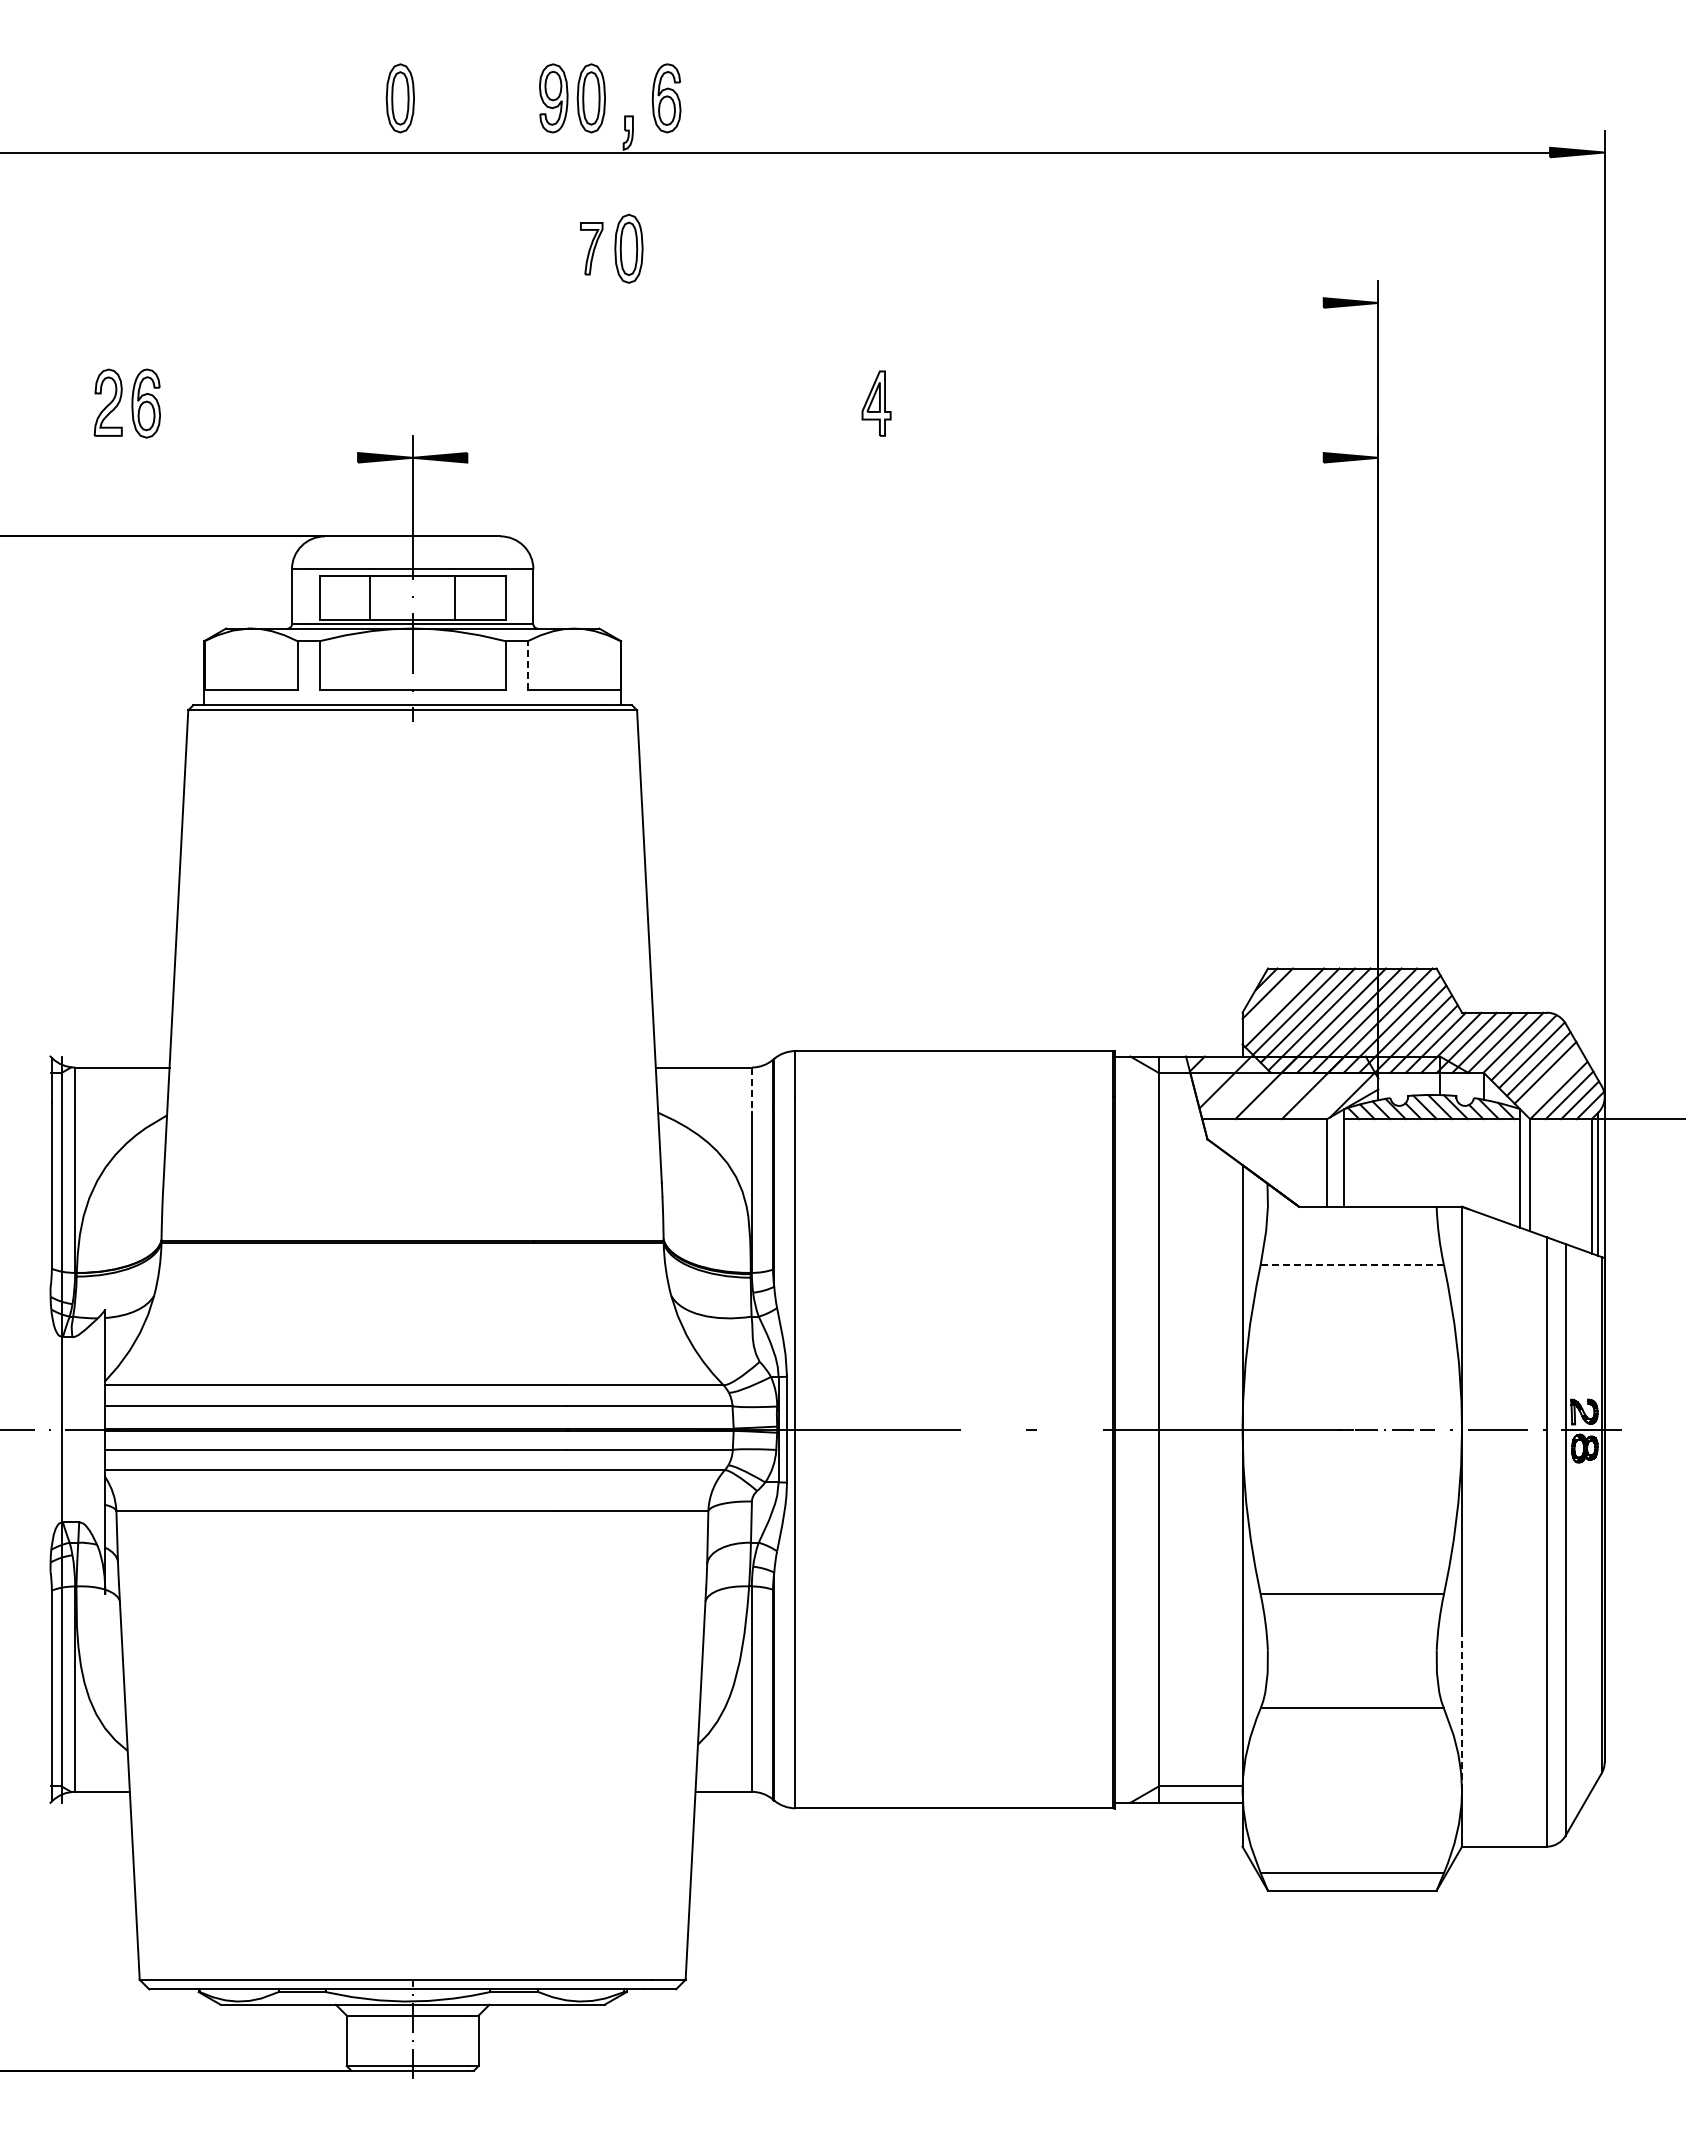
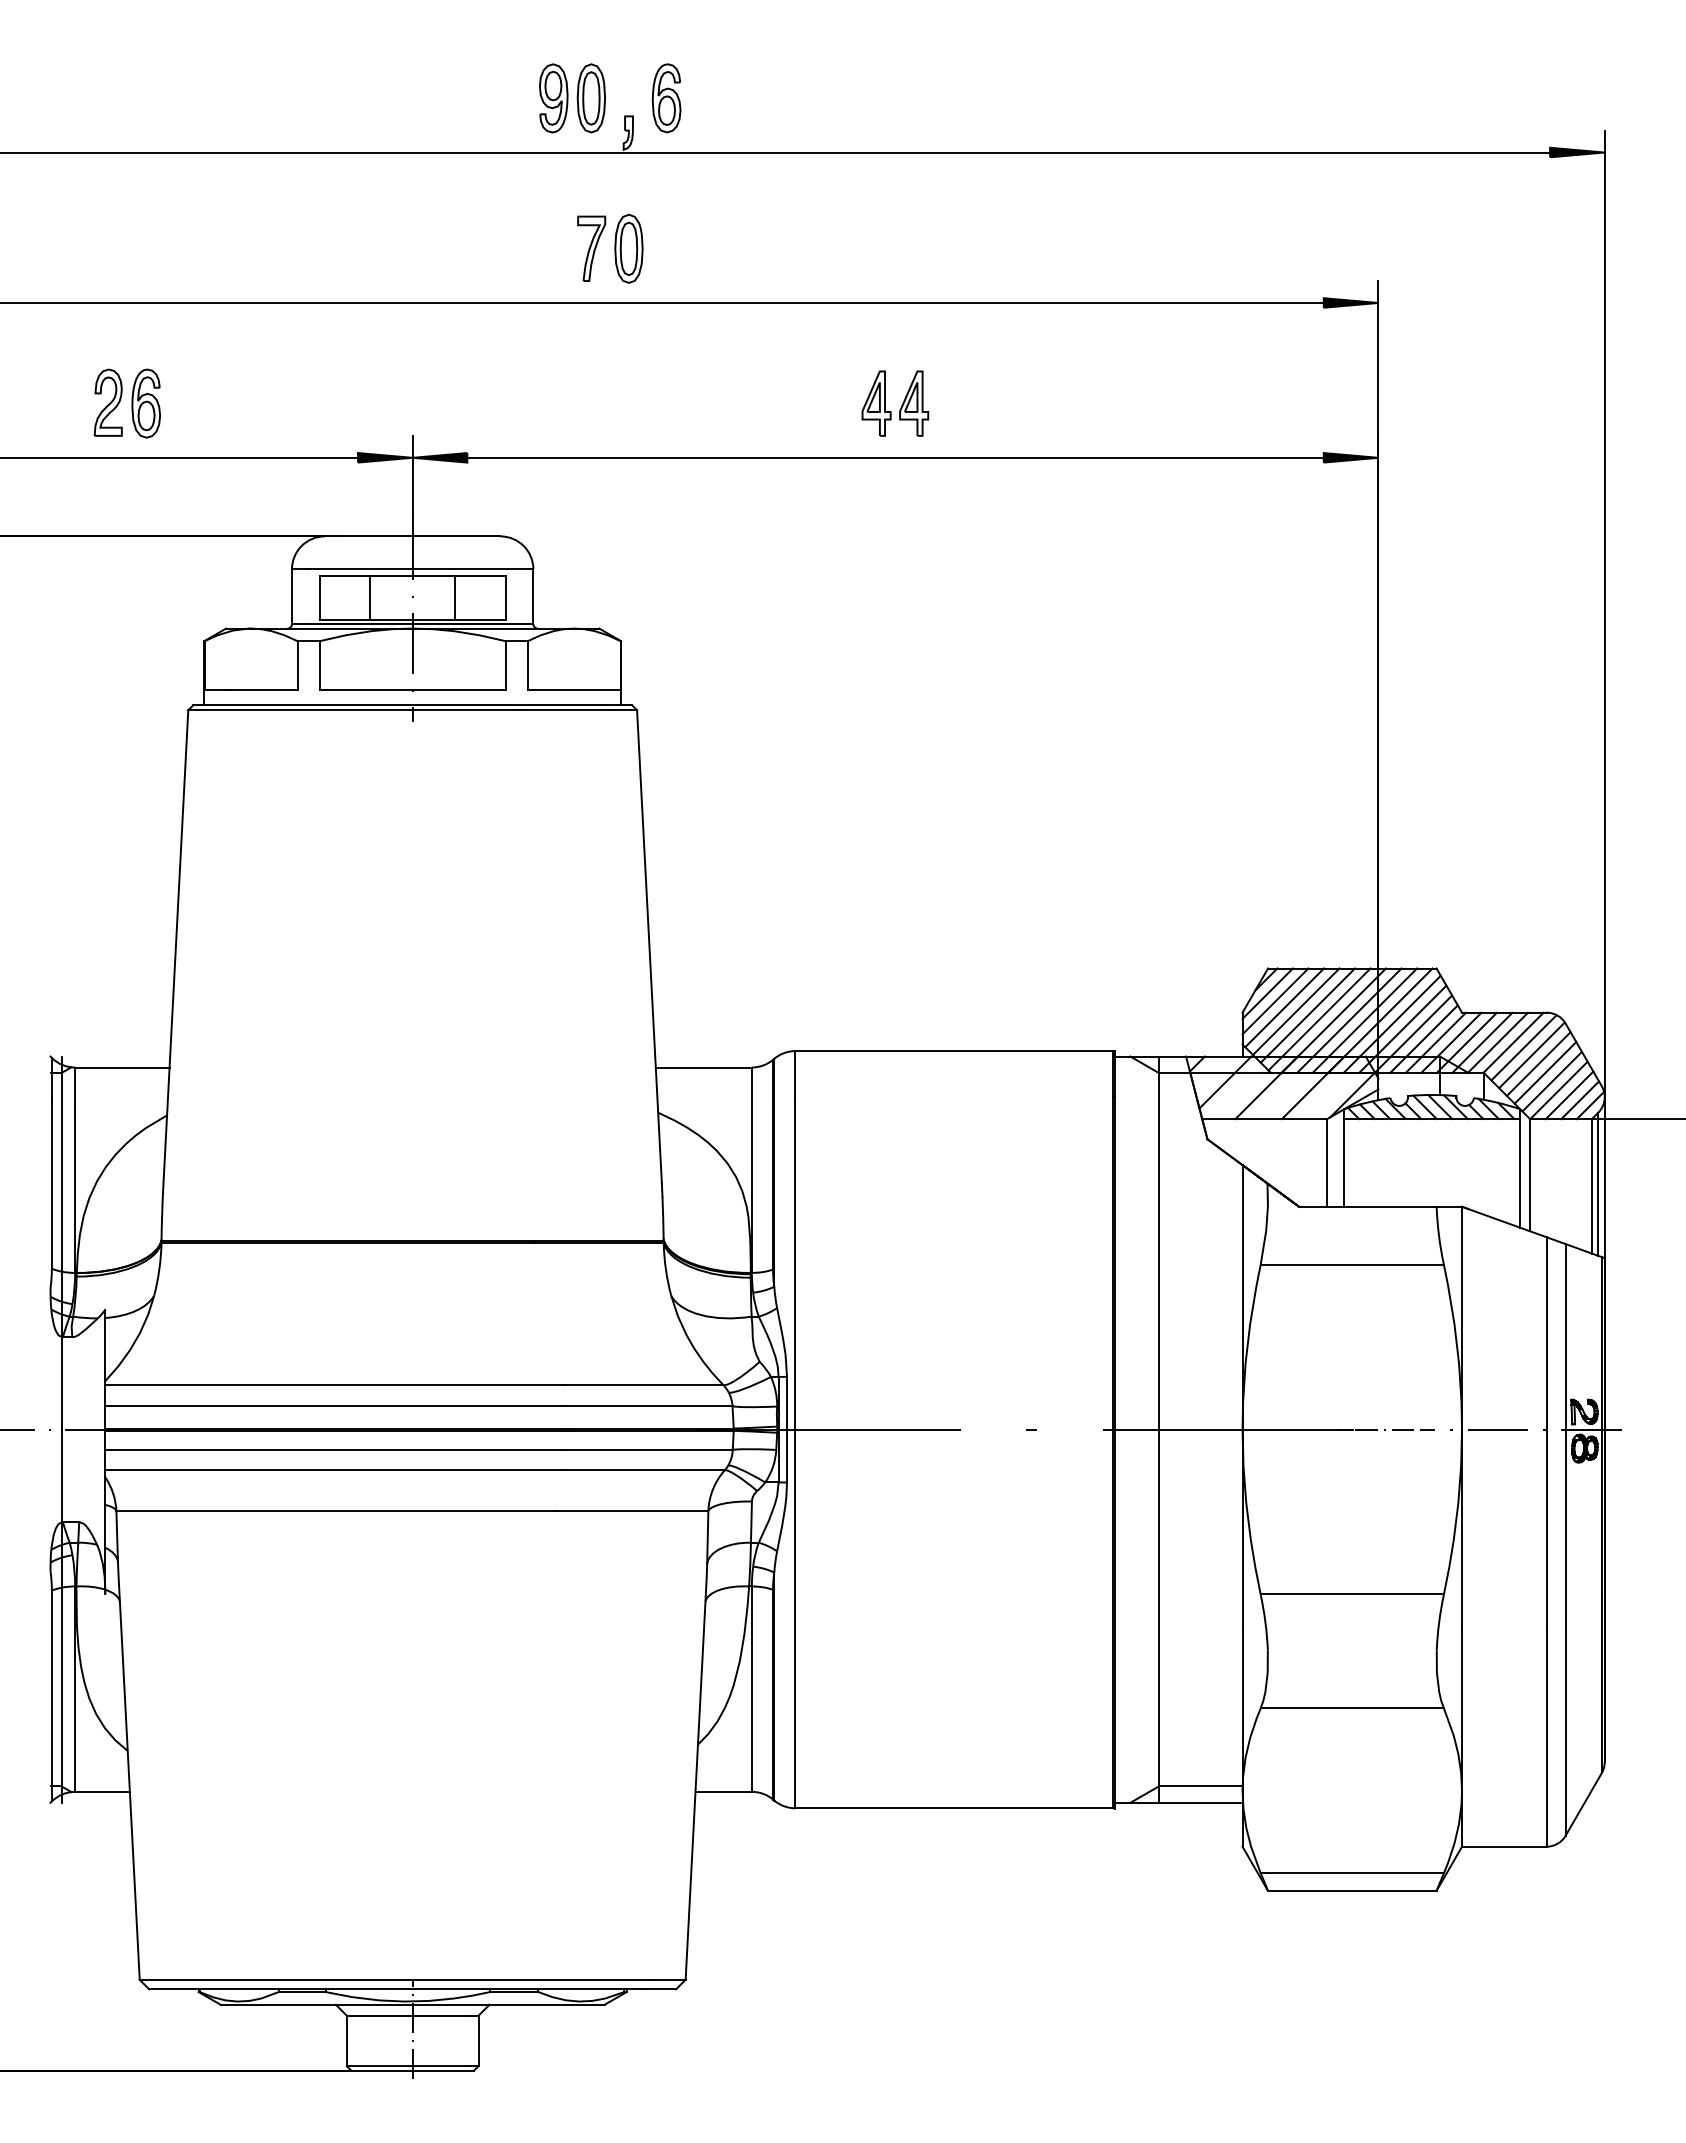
part: present -> none (399, 98)
part size: 24x54 px -> 30x67 px (591, 248)
line: none -> present (662, 302)
part: none -> present (914, 403)
line: none -> present (180, 457)
line: none -> present (895, 457)
line: dashed -> solid (527, 665)
line: none -> present (1275, 1001)
line: none -> present (1551, 1081)
line: dashed -> solid (751, 1090)
line: dashed -> solid (1352, 1264)
line: dashed -> solid (1462, 1710)
